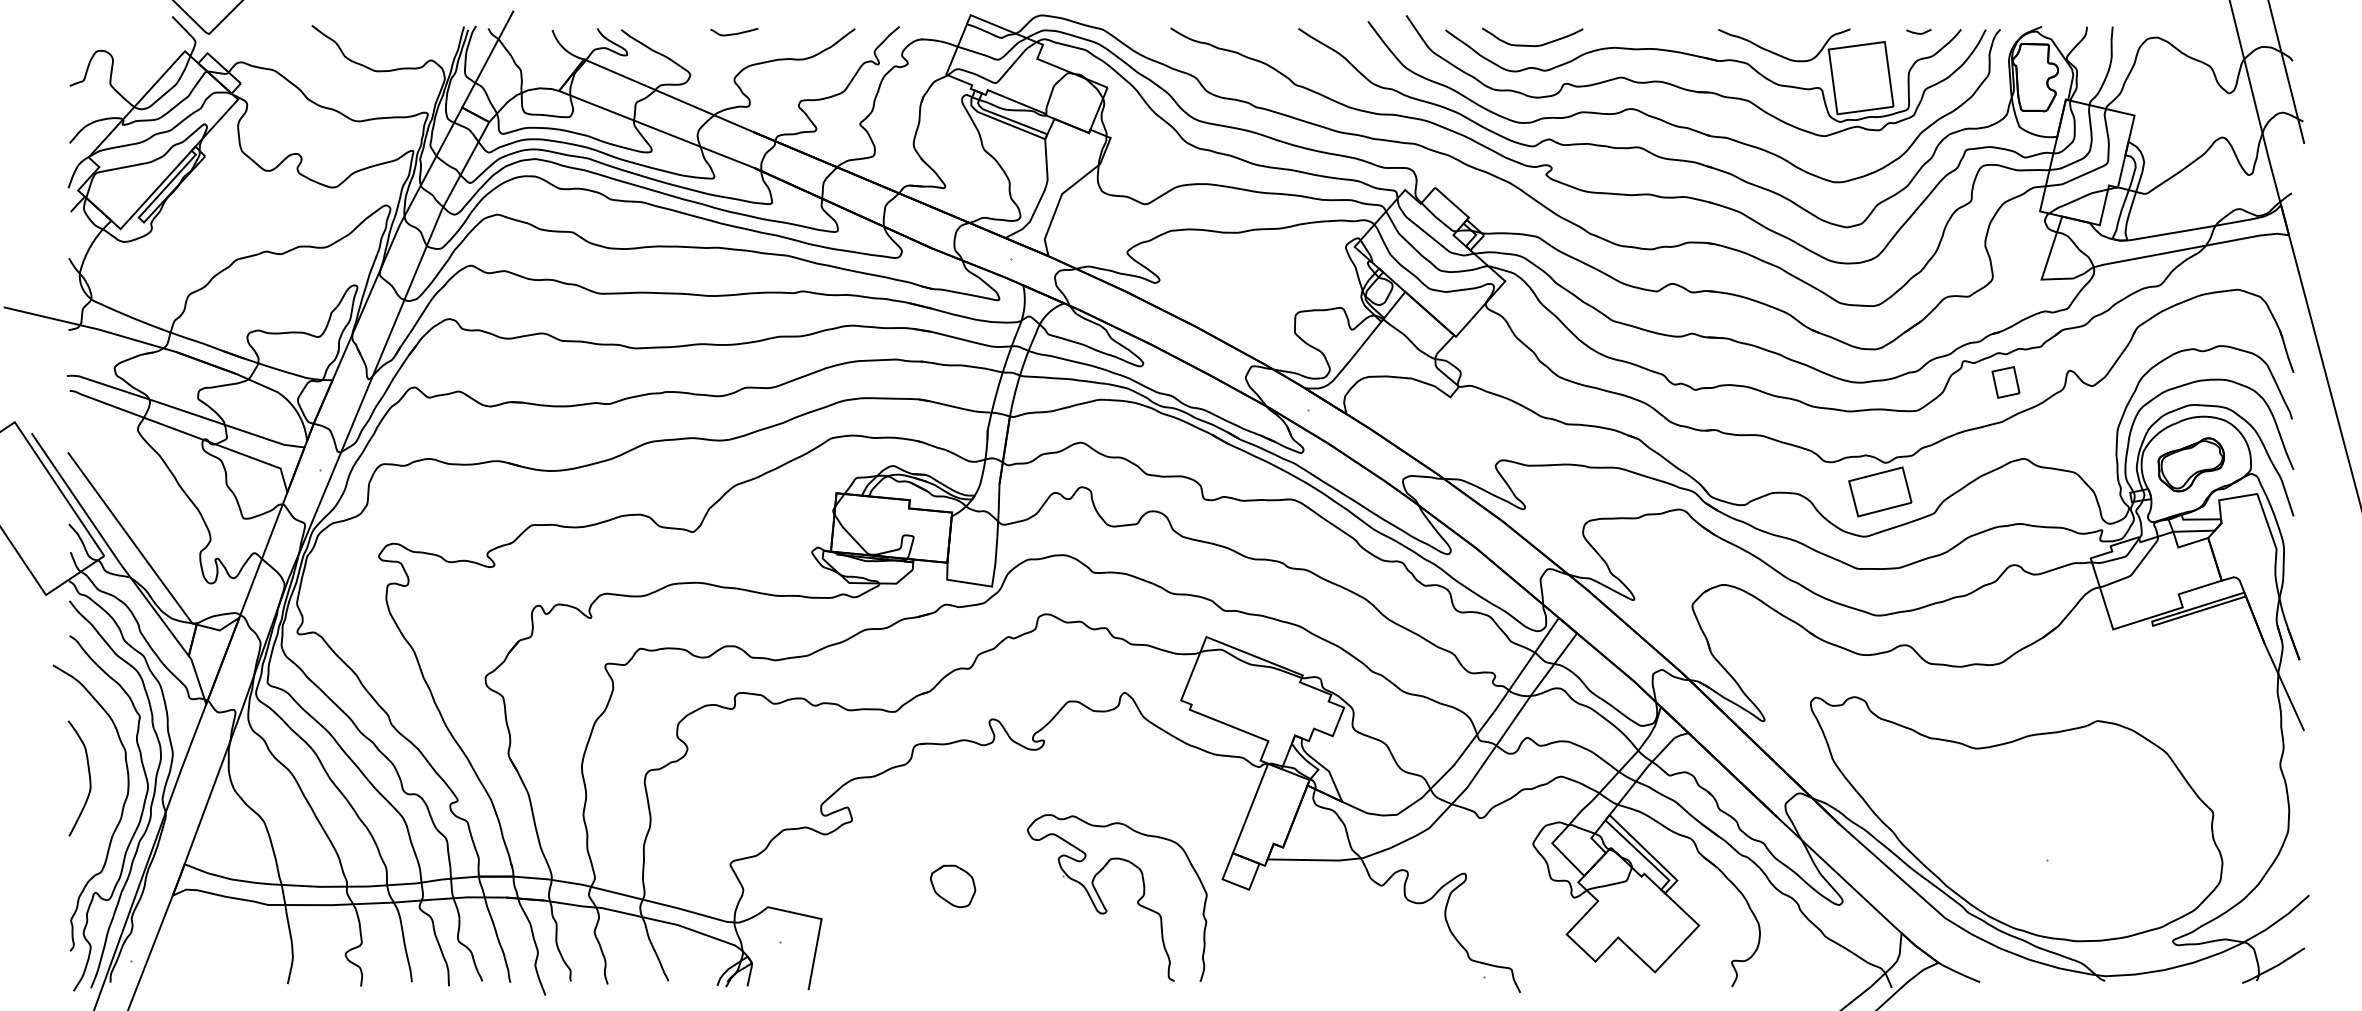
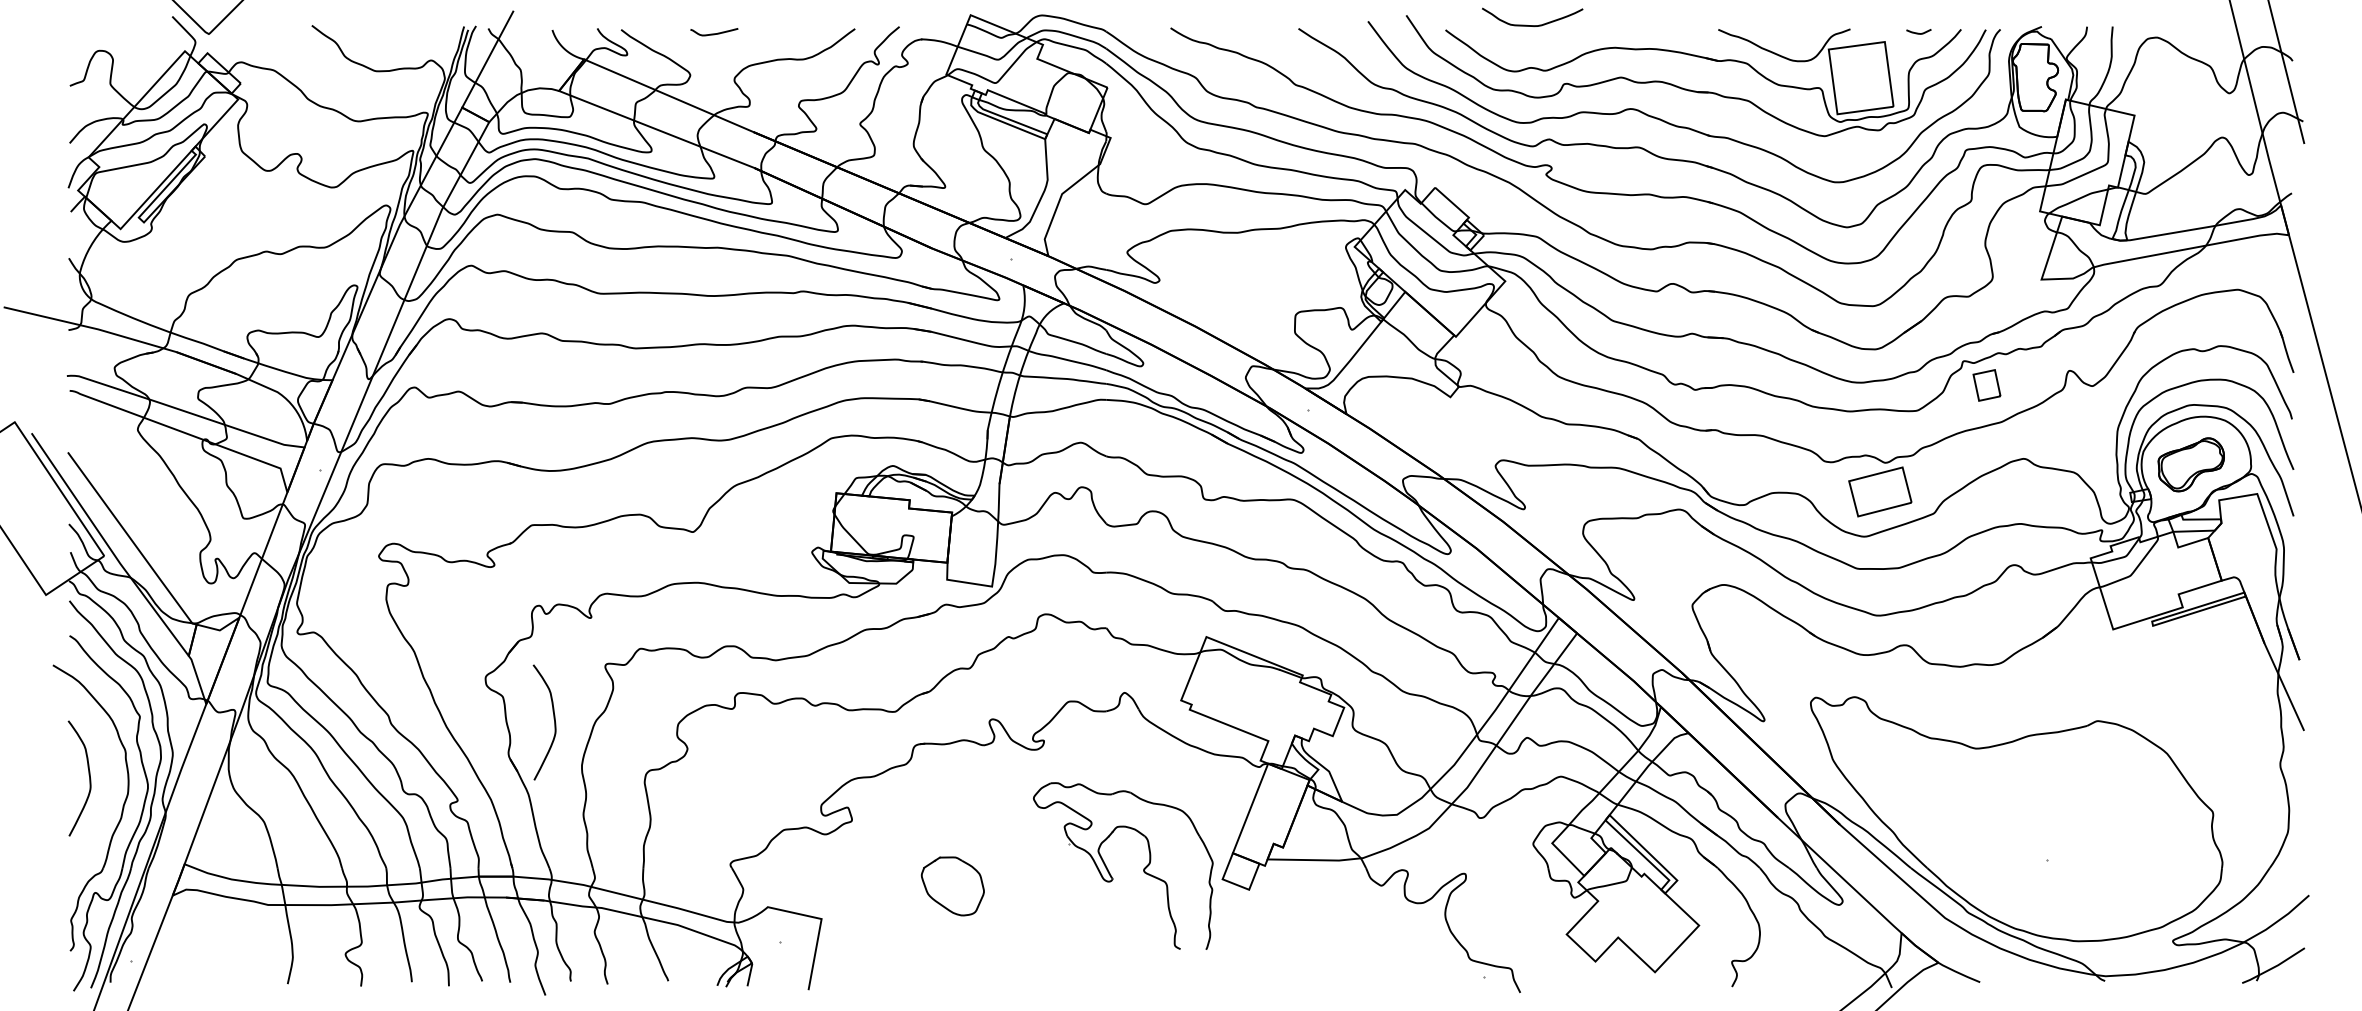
curve position: (734, 33) -> (714, 33) (714, 33)
curve position: (1532, 45) -> (1532, 25) (1532, 25)
part position: (2005, 382) -> (1986, 385) (1986, 385)
curve: none -> present (553, 719)
part size: 47x45 px -> 65x61 px (952, 886)
part position: (1103, 903) -> (1109, 871) (1109, 871)
